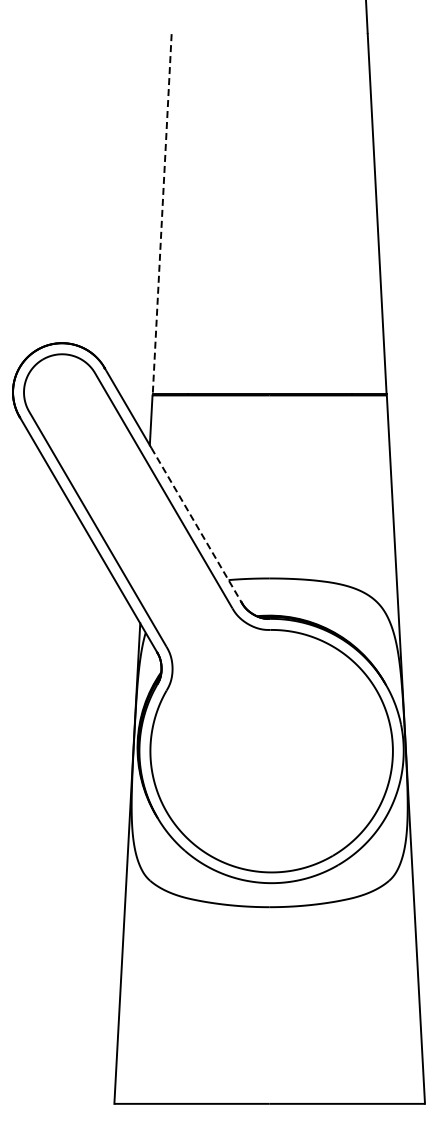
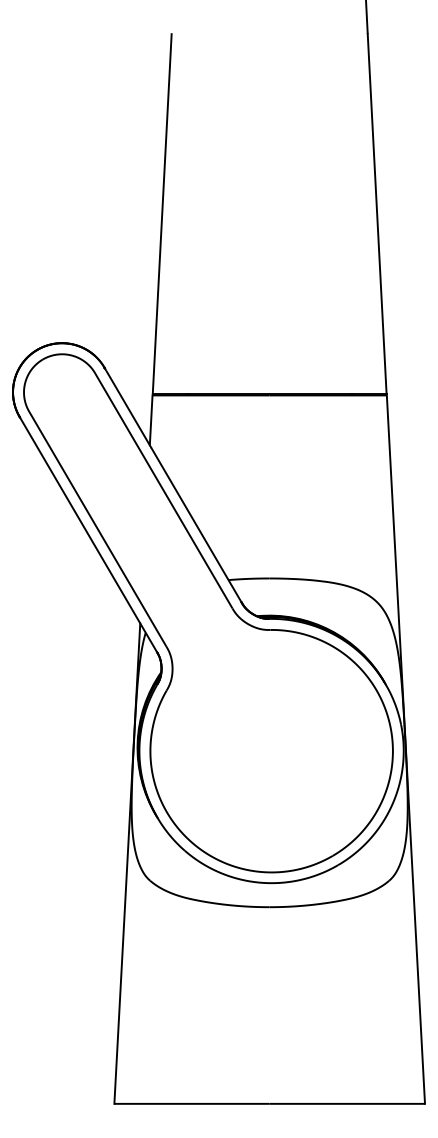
line: dashed -> solid (162, 214)
line: dashed -> solid (196, 525)
